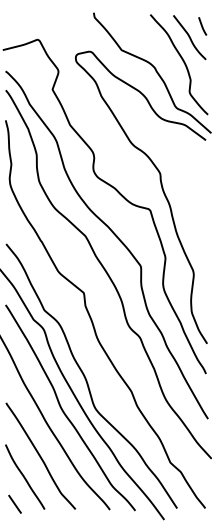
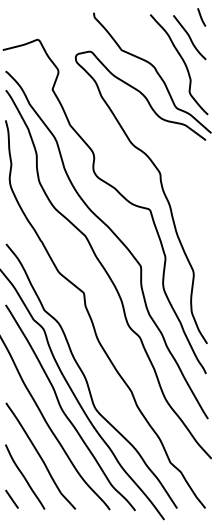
line position: (202, 26) -> (201, 17) (201, 17)
line position: (14, 503) -> (11, 498) (11, 498)
